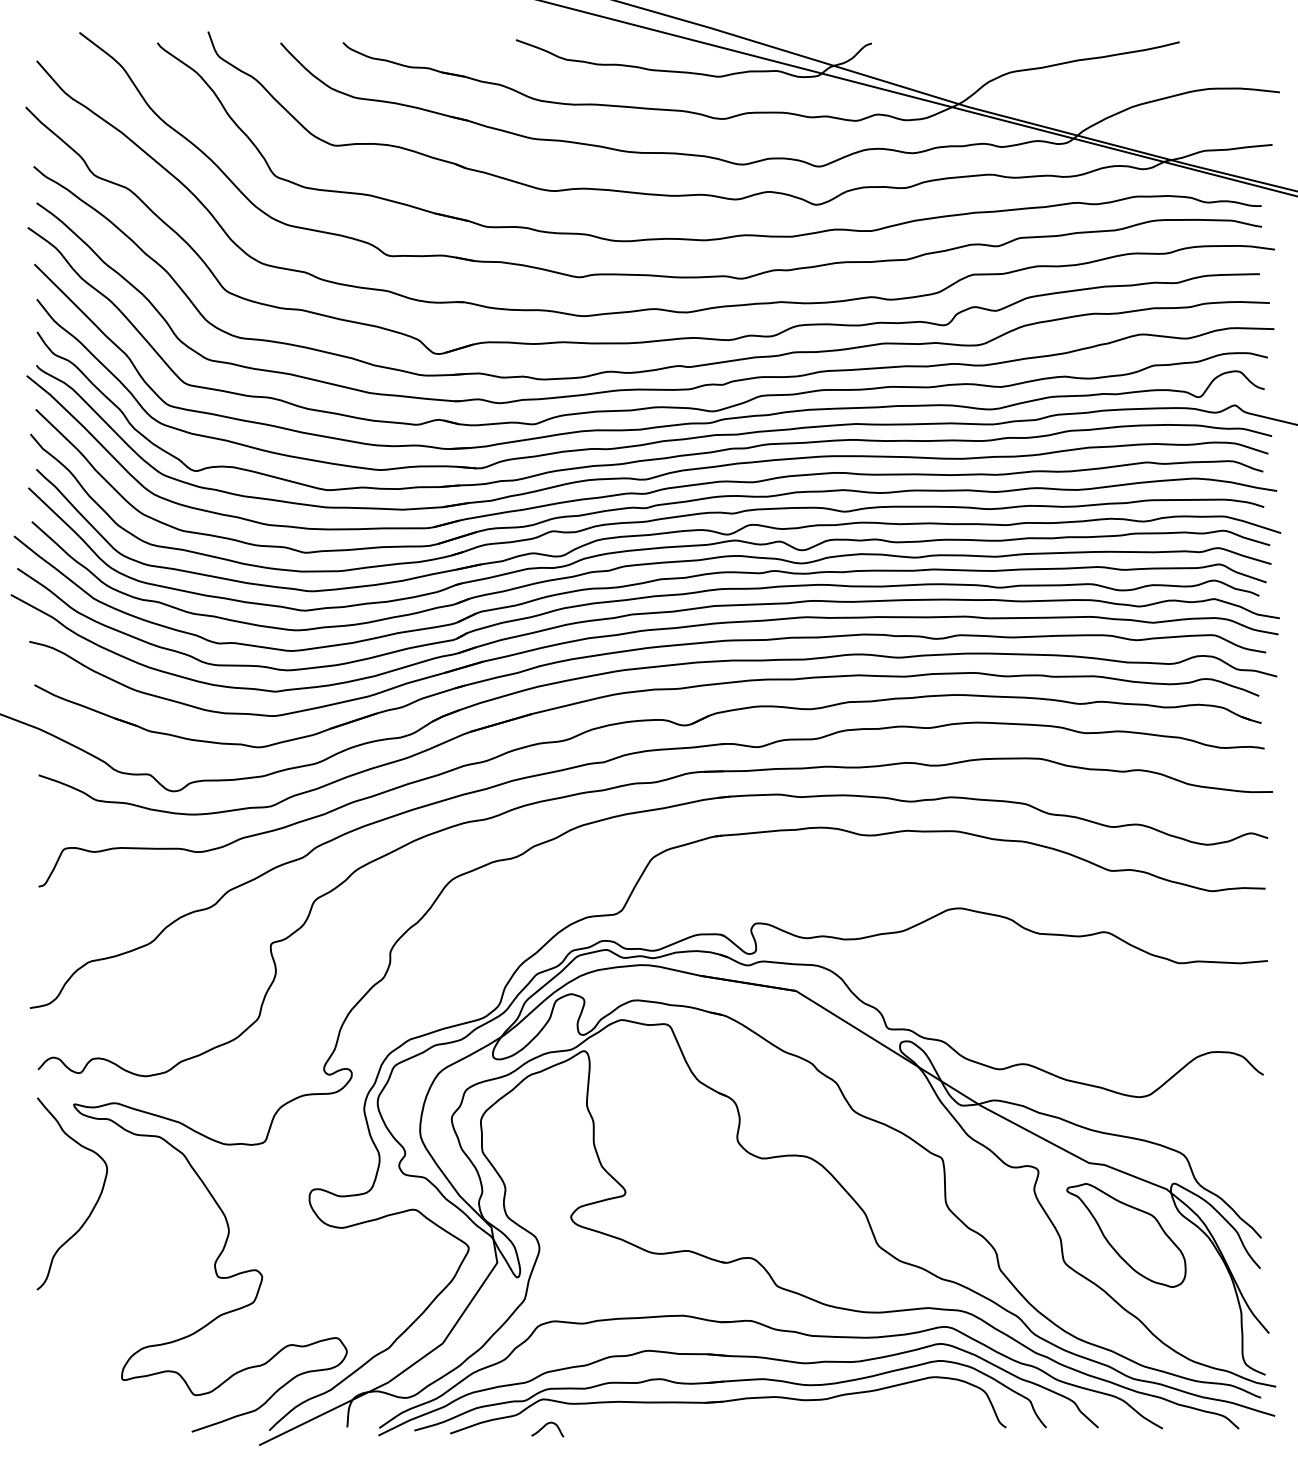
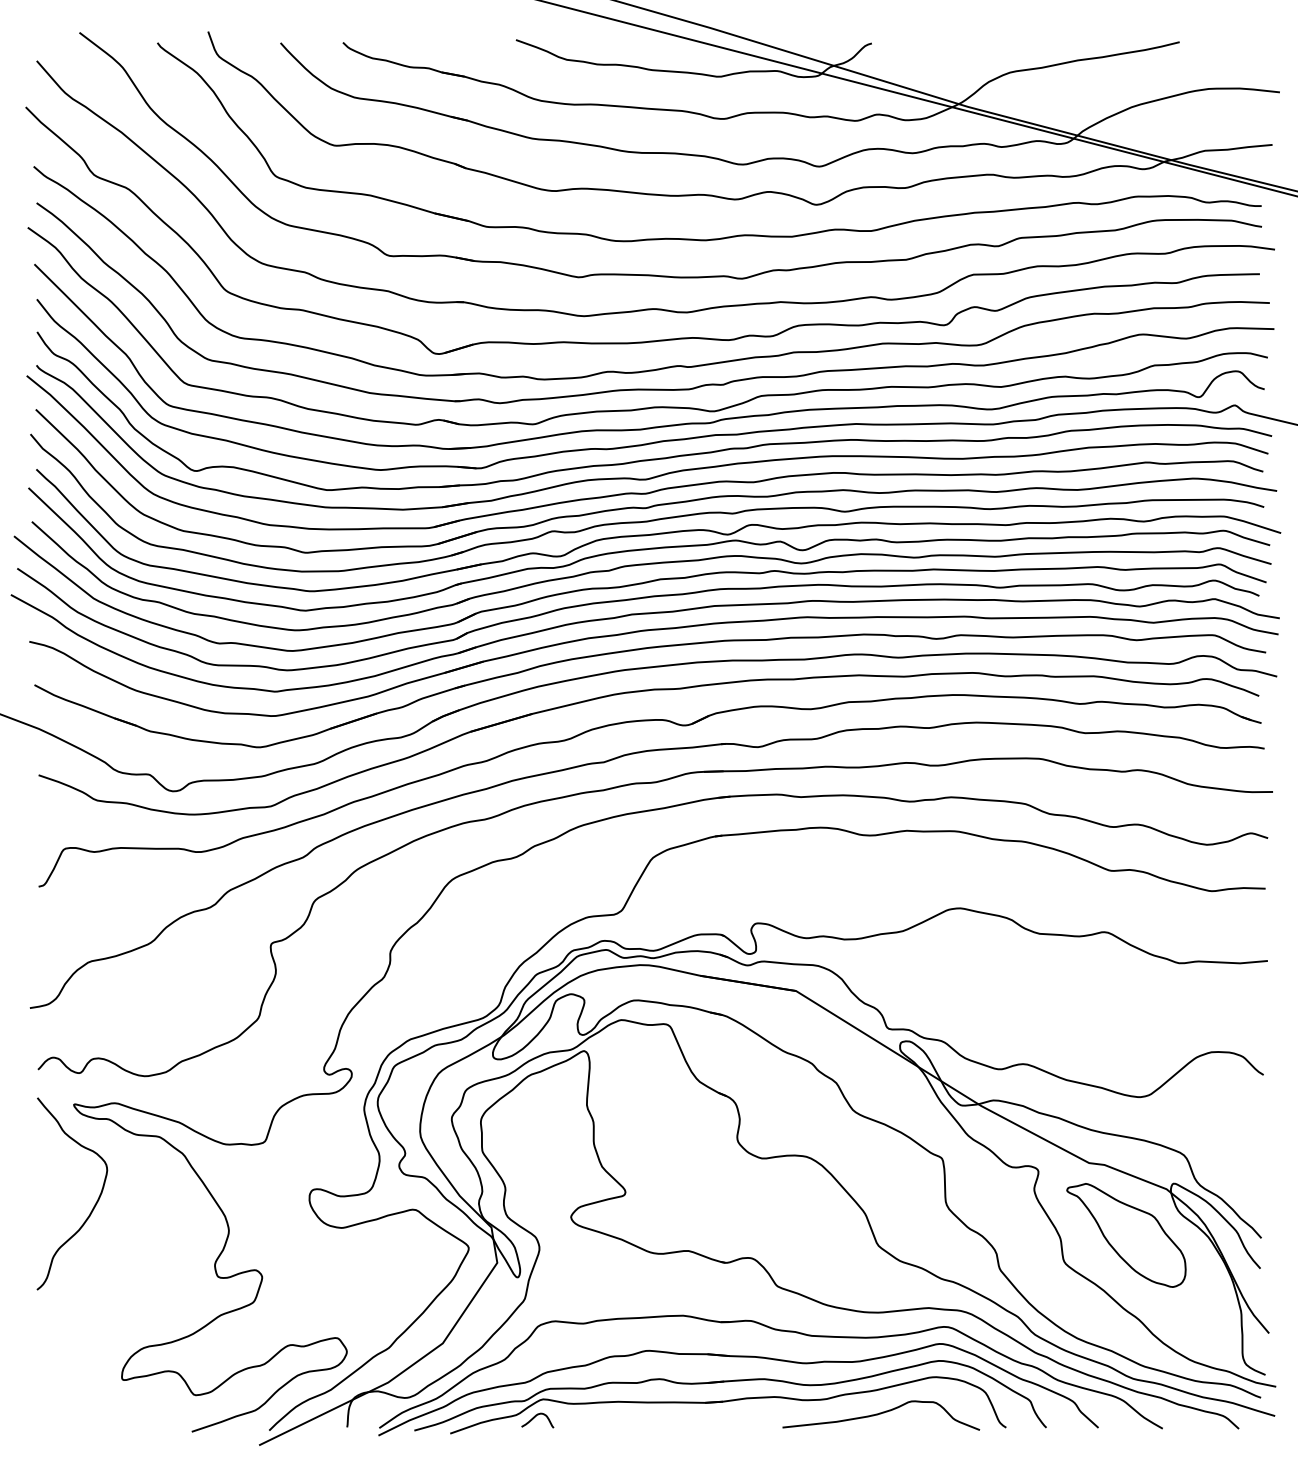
curve: none -> present (881, 1414)
curve position: (545, 1426) -> (535, 1417) (535, 1417)
